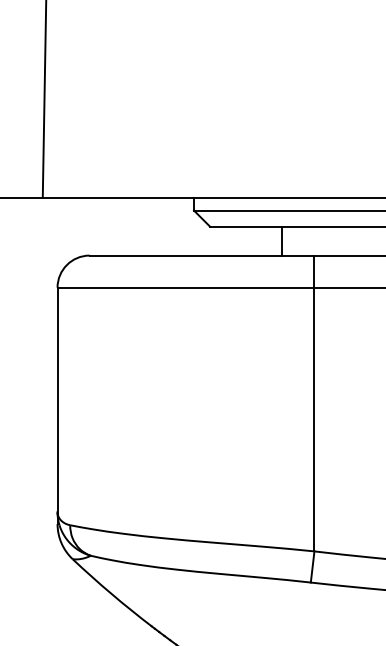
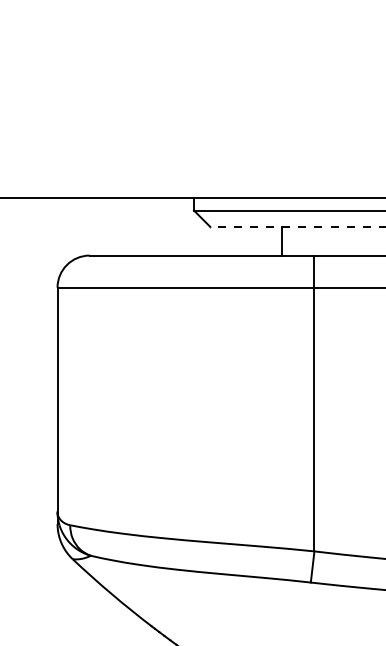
line: present -> none (44, 99)
line: solid -> dashed (297, 226)
